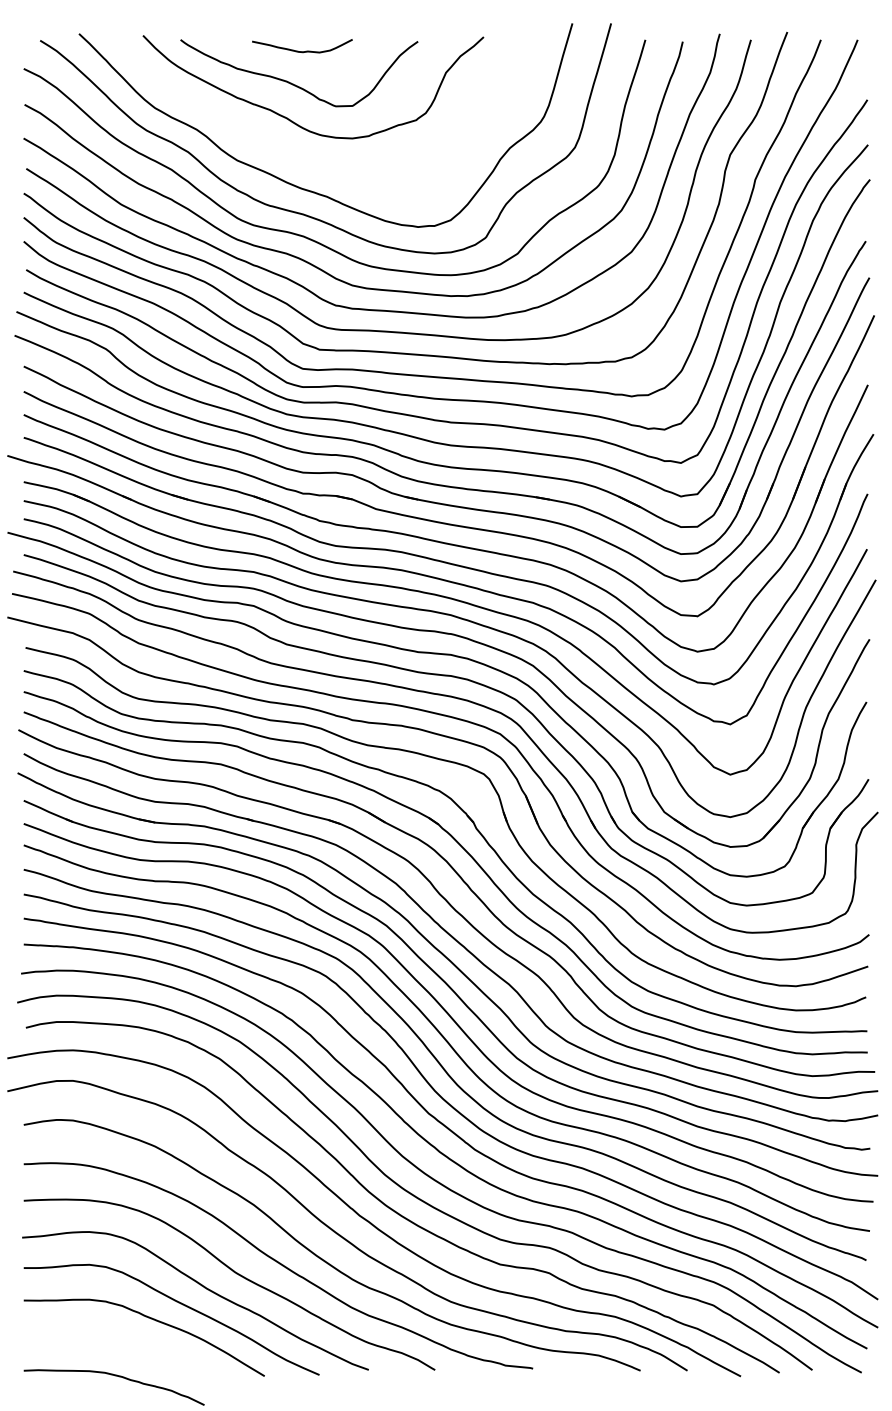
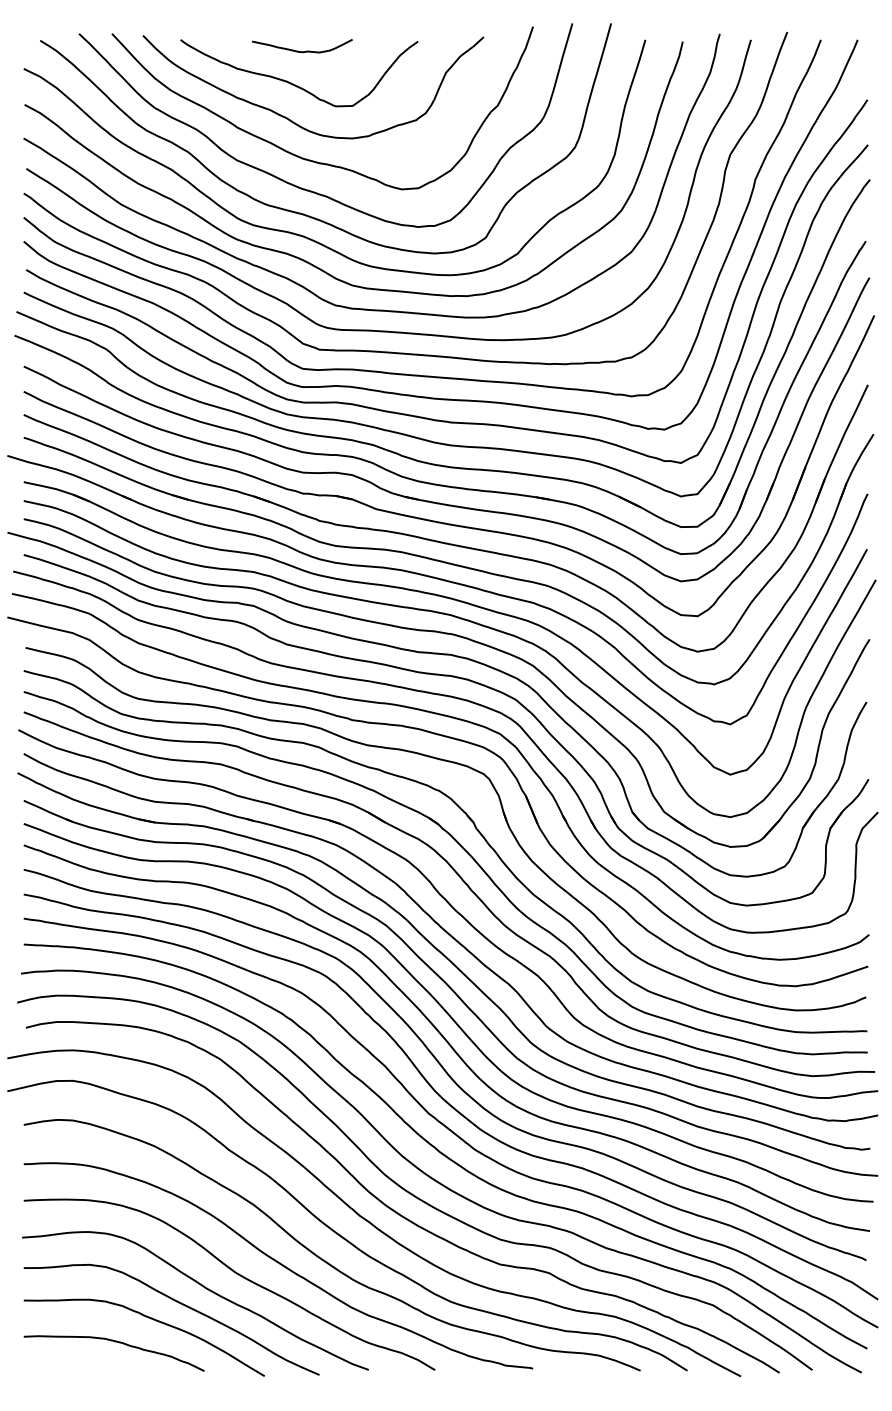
curve: none -> present (310, 159)
curve position: (115, 1376) -> (115, 1342) (115, 1342)
